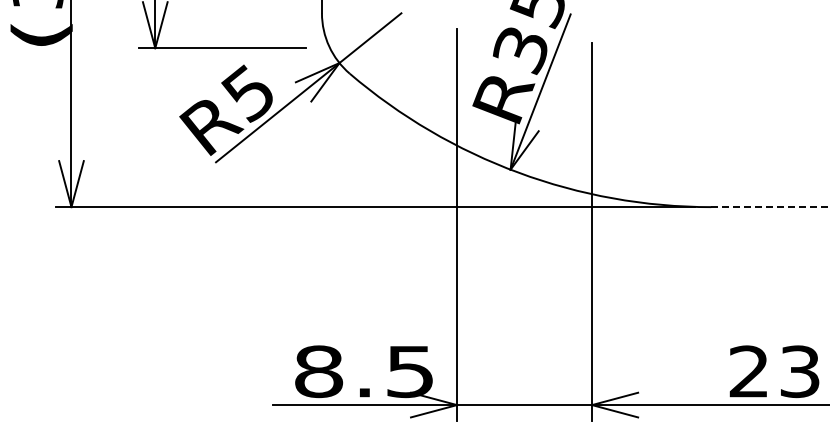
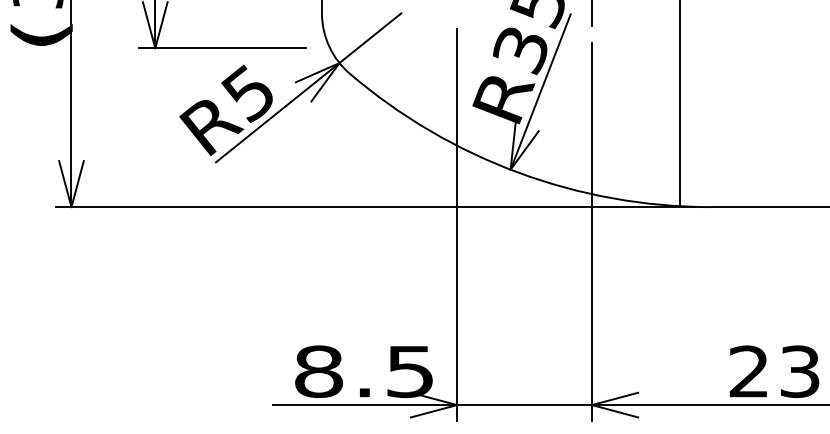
line: none -> present (592, 14)
line: none -> present (679, 104)
line: dashed -> solid (770, 207)
